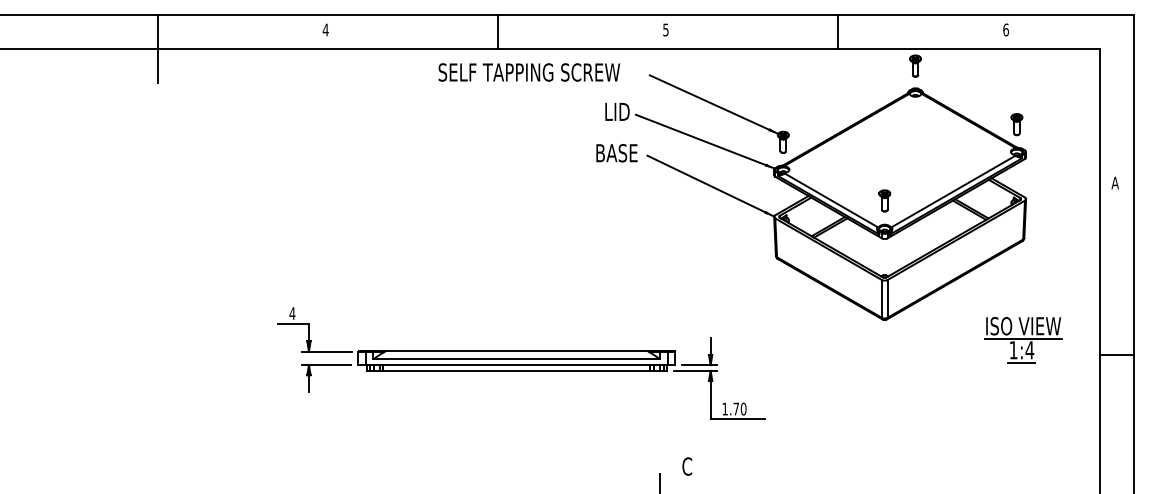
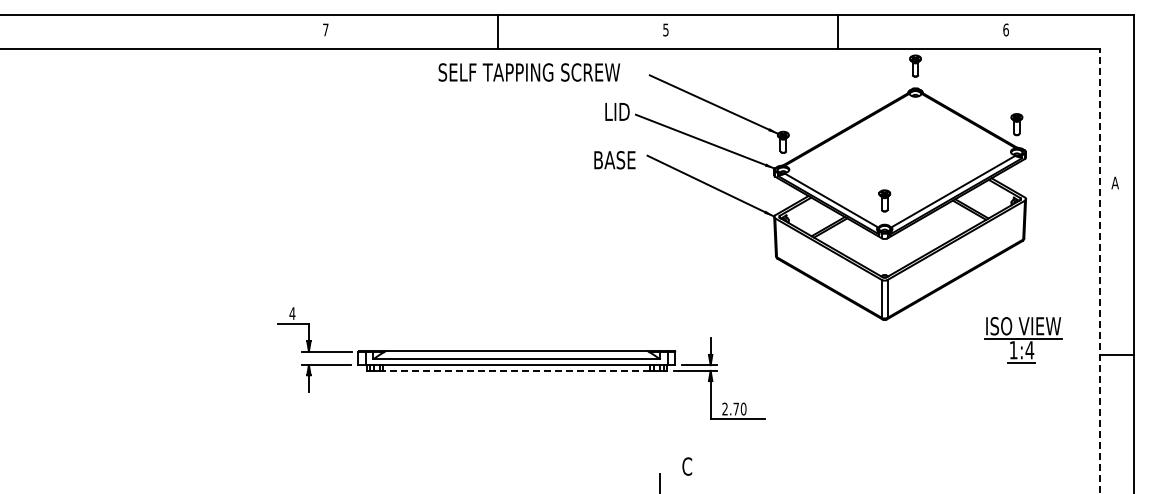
text: 4 -> 7 (325, 29)
line: present -> none (157, 48)
text position: (616, 153) -> (614, 160) (614, 160)
line: solid -> dashed (1099, 270)
line: solid -> dashed (516, 370)
text: 1.70 -> 2.70 (724, 408)
